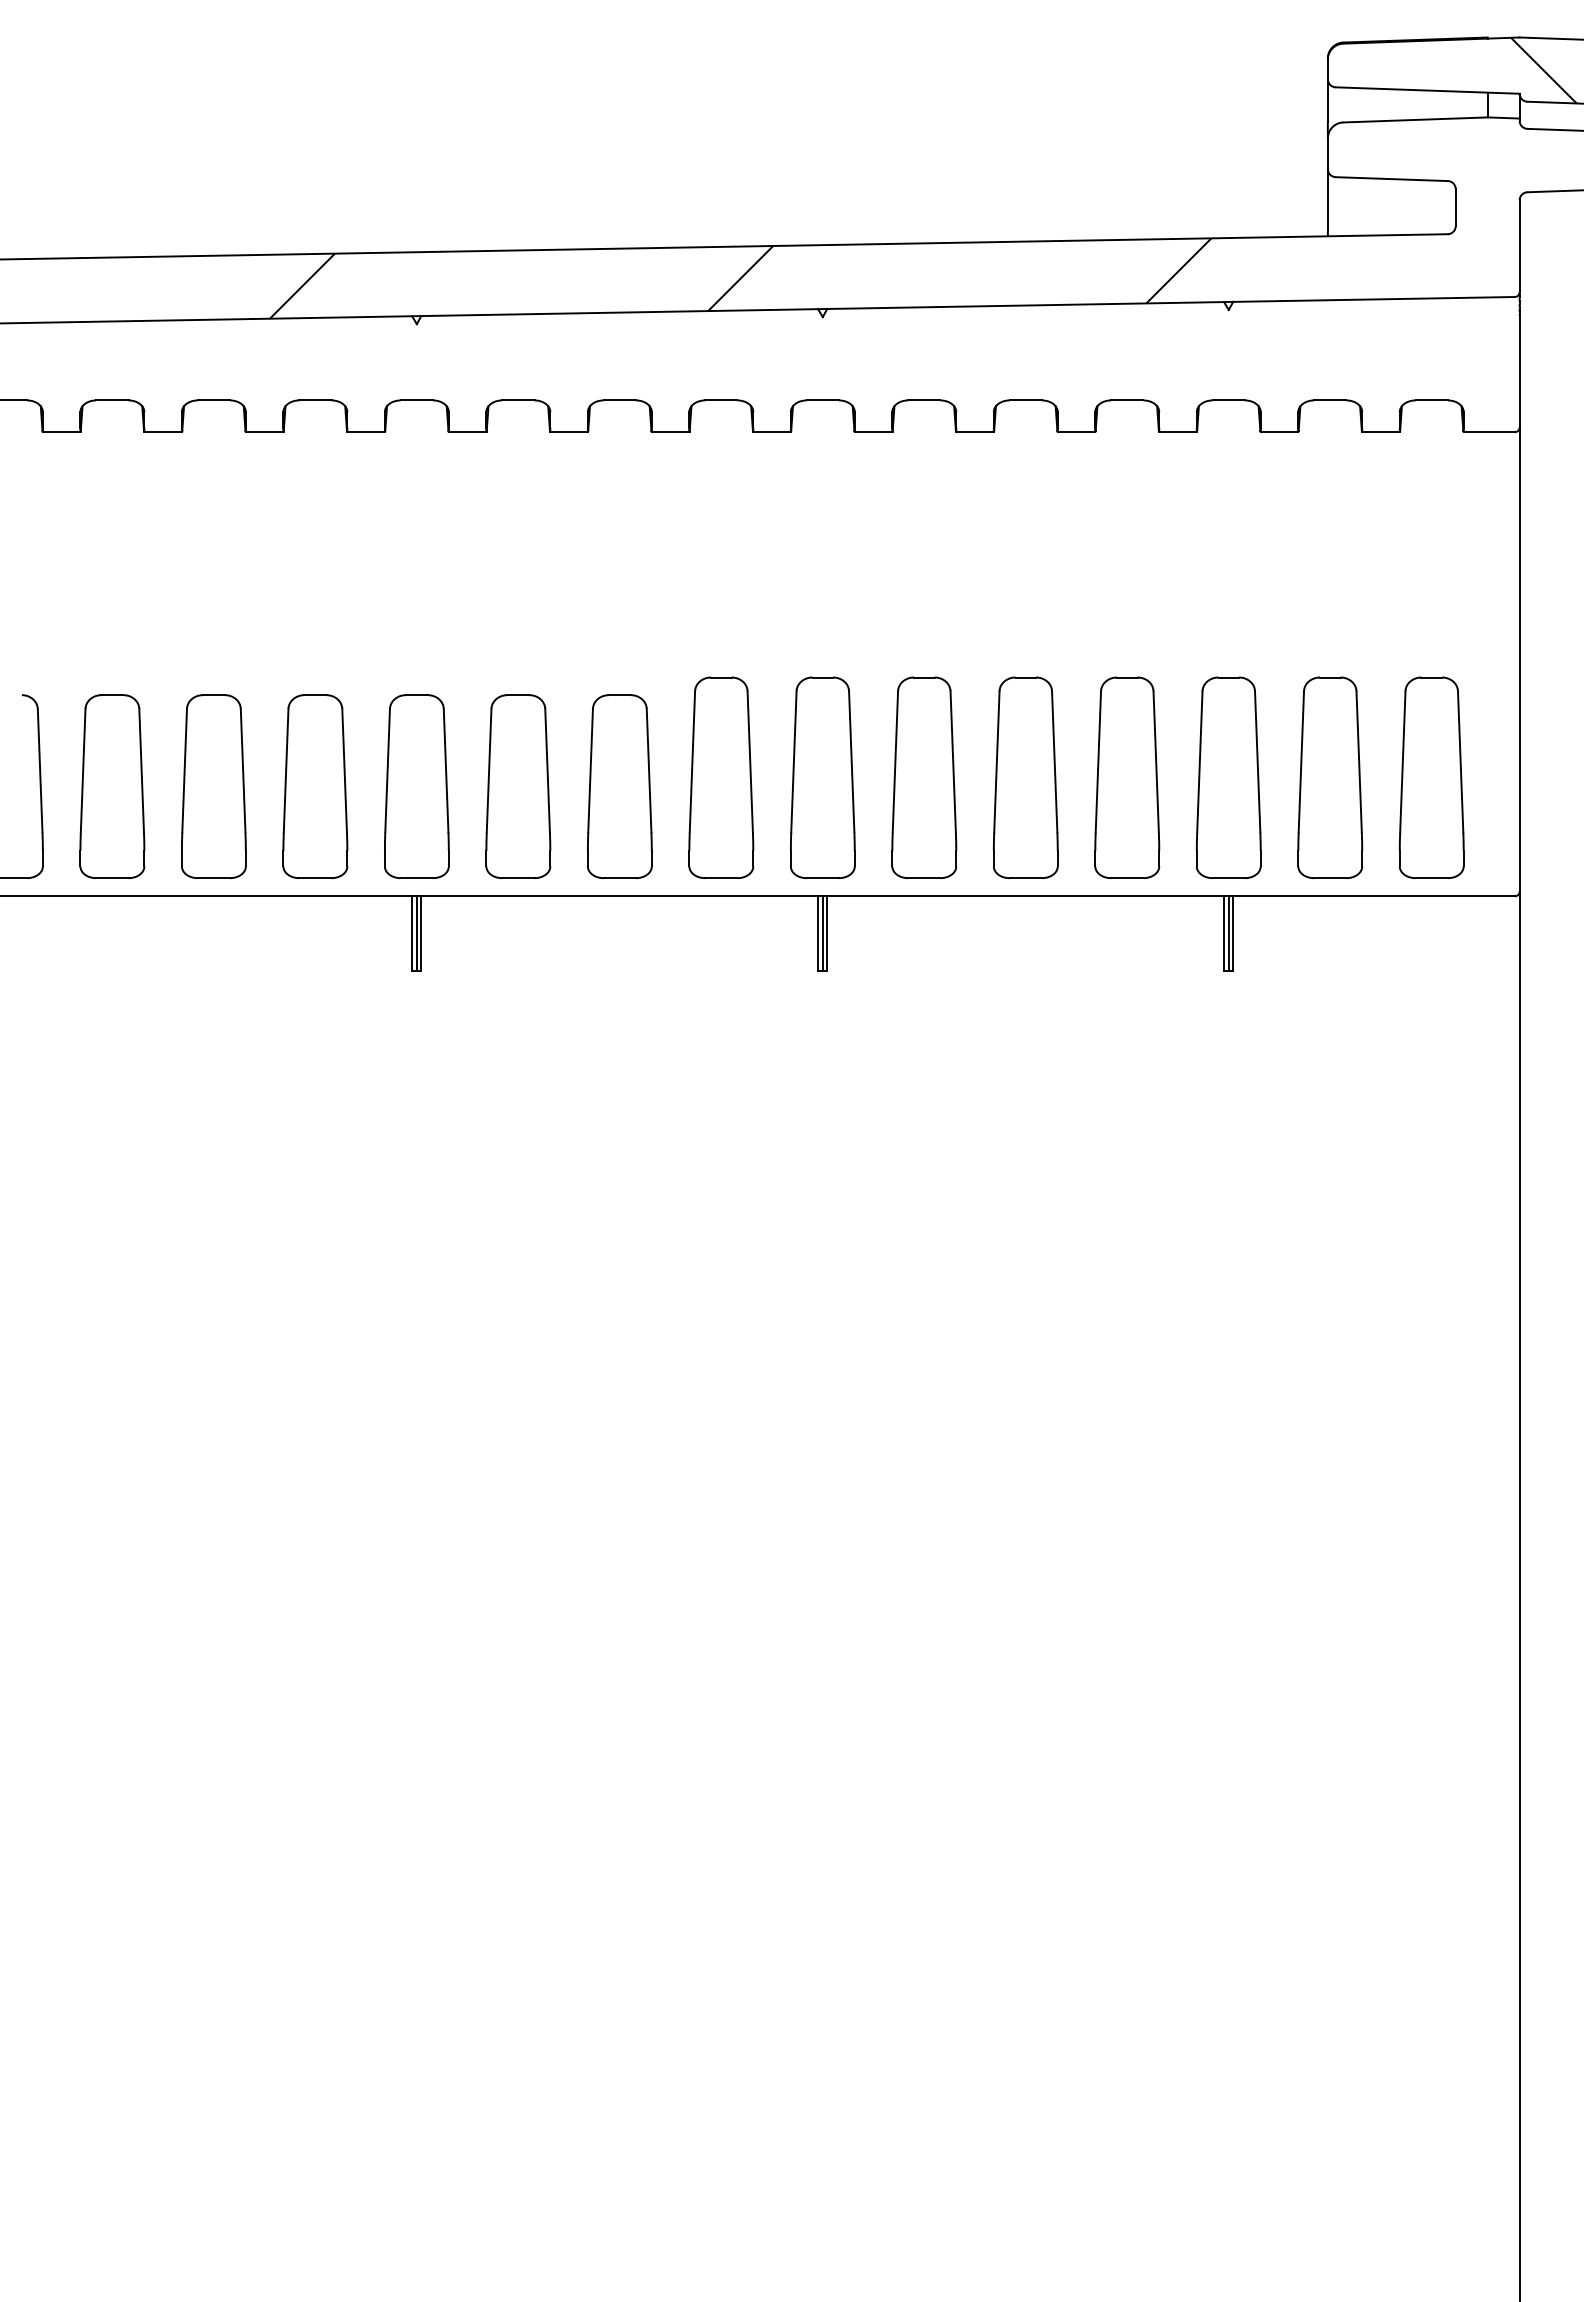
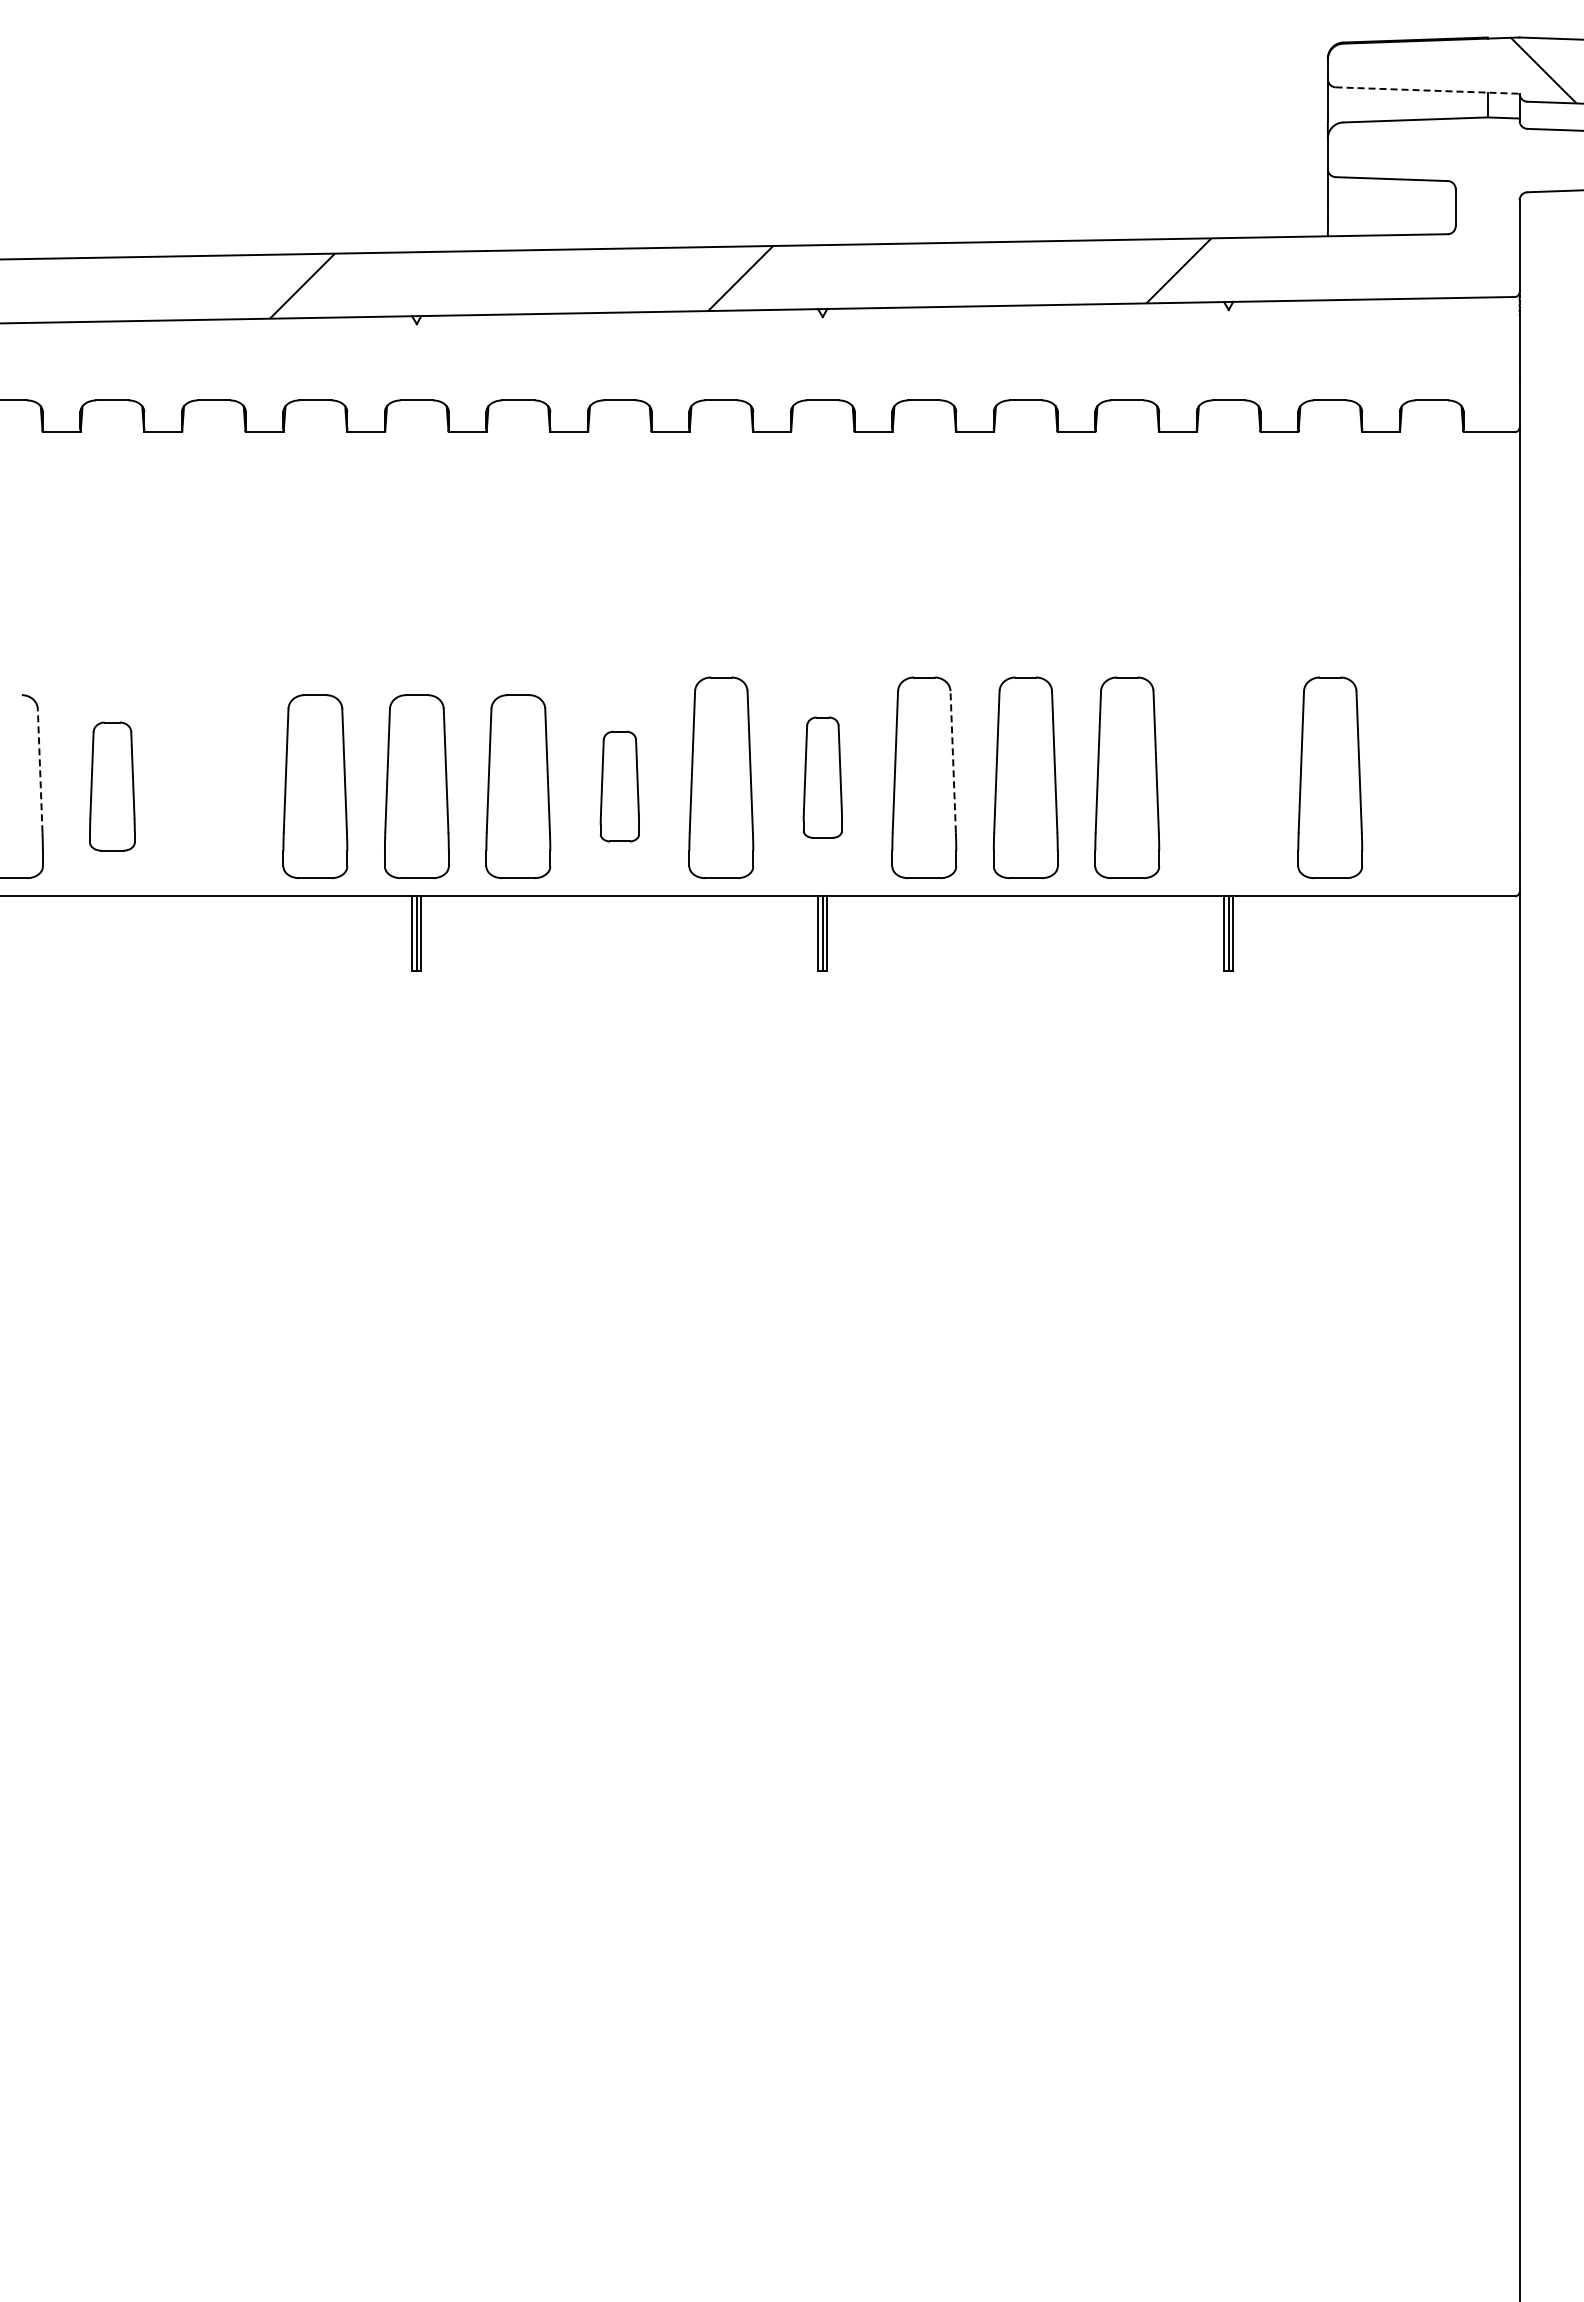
line: solid -> dashed (1428, 90)
line: solid -> dashed (953, 761)
line: solid -> dashed (40, 770)
part size: 66x203 px -> 41x123 px (822, 777)
part: present -> none (1228, 777)
part: present -> none (1431, 777)
part size: 67x185 px -> 47x131 px (112, 786)
part: present -> none (213, 786)
part size: 66x185 px -> 41x113 px (619, 786)
